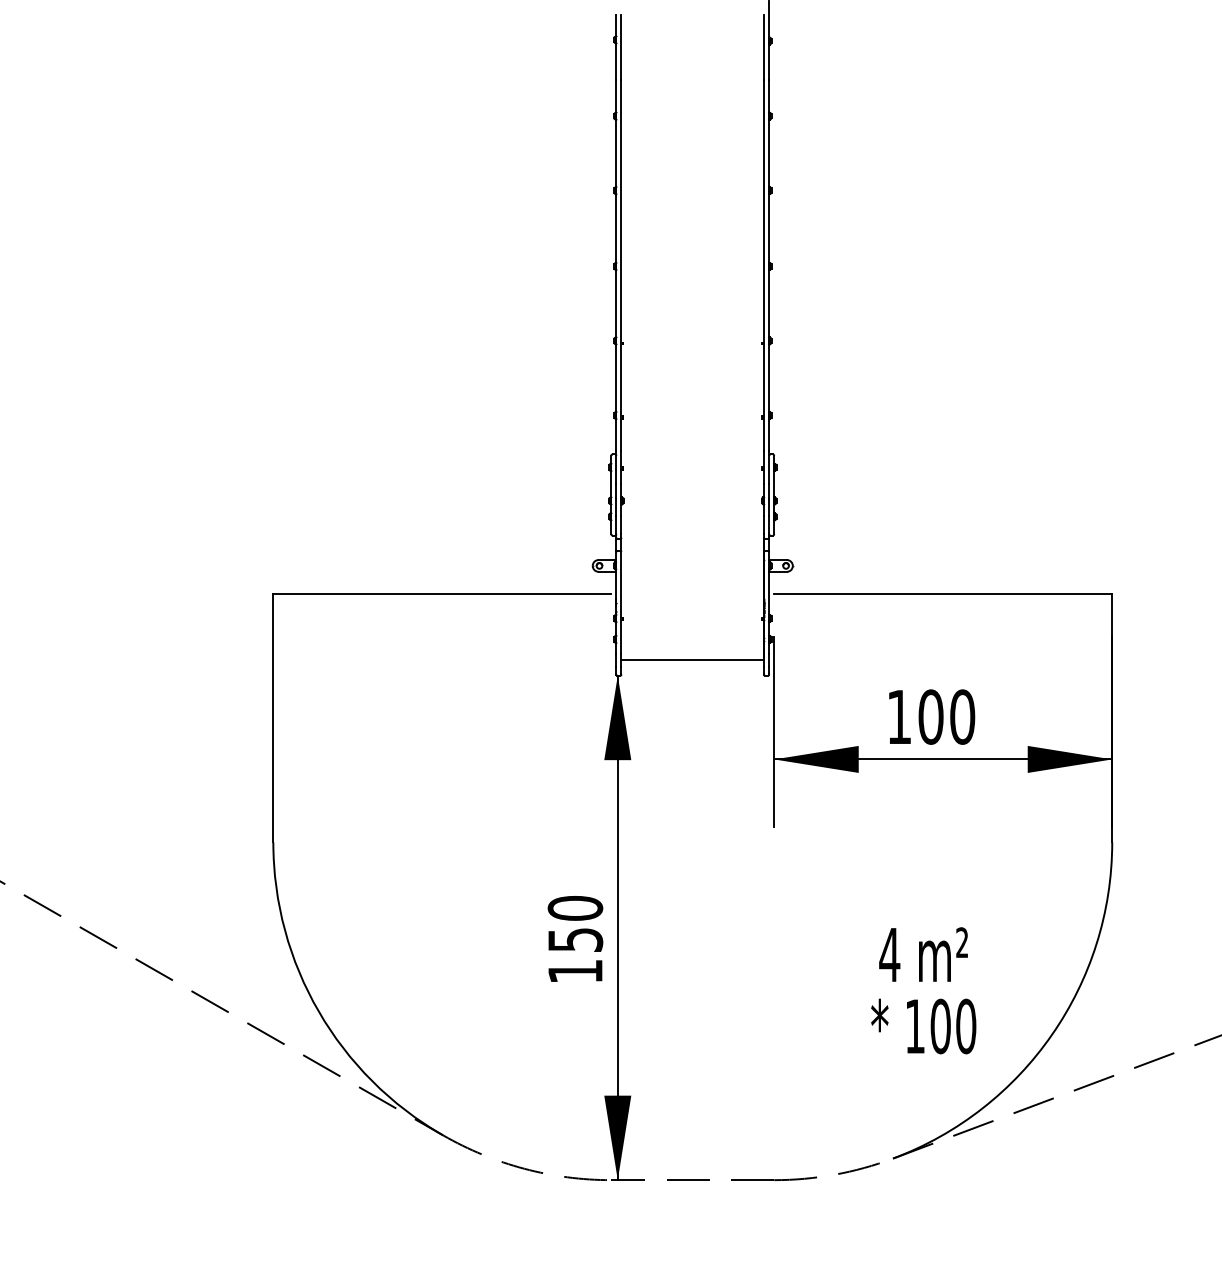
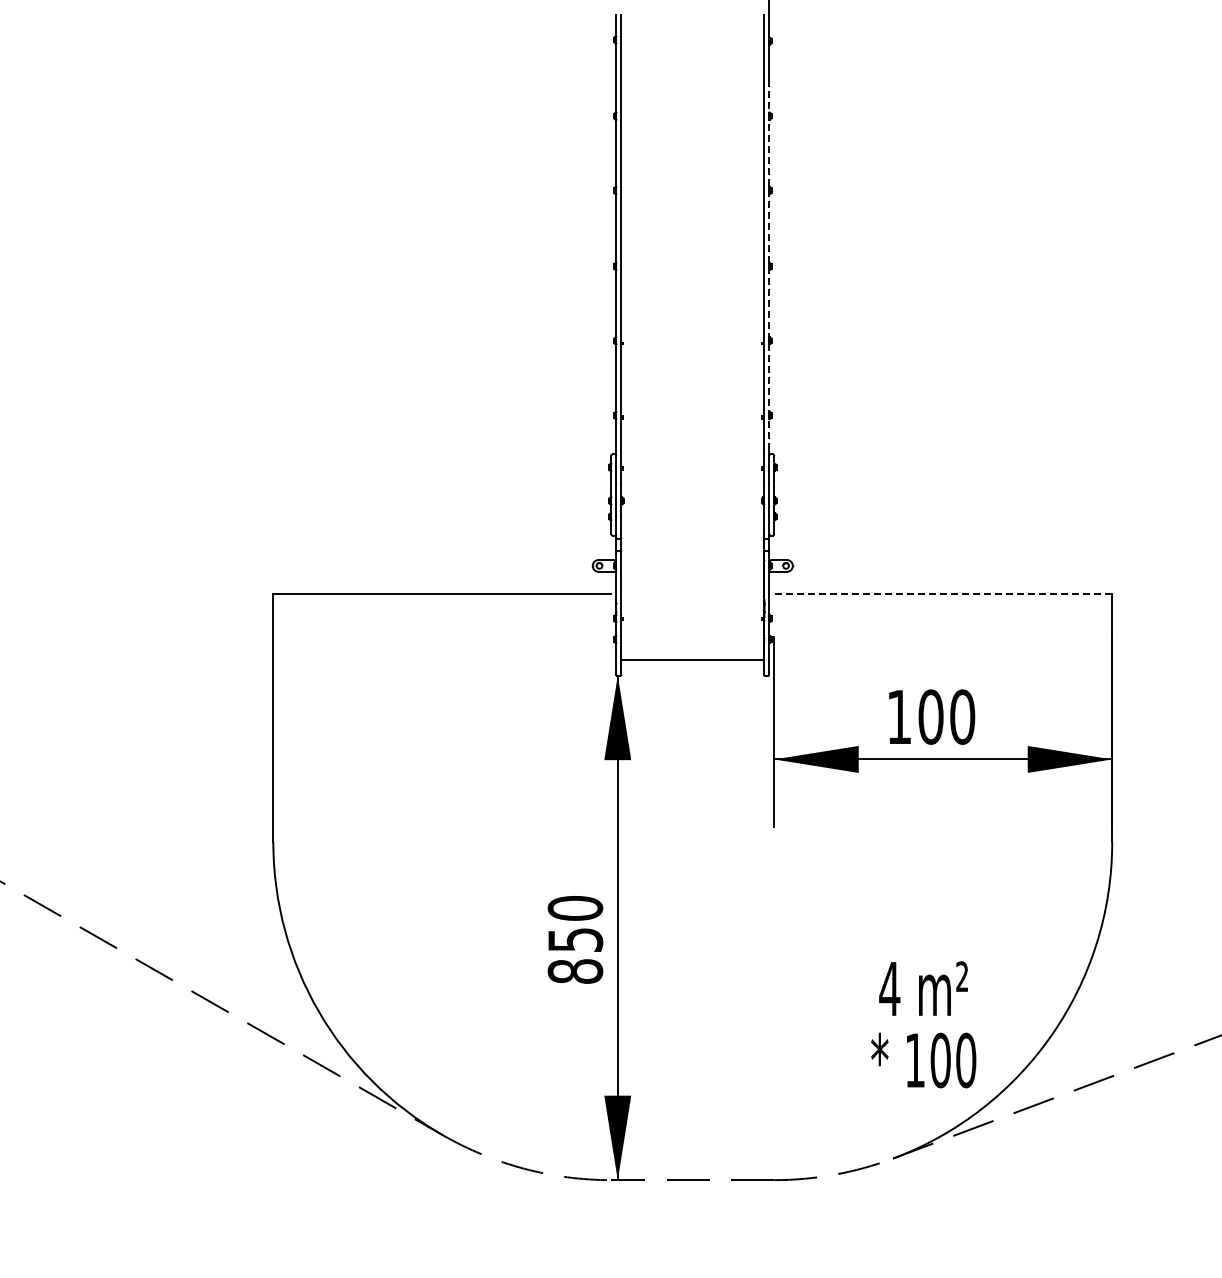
line: solid -> dashed (769, 266)
line: solid -> dashed (943, 593)
text: 150 -> 850 (575, 971)
text position: (923, 990) -> (923, 1024) (923, 1024)
